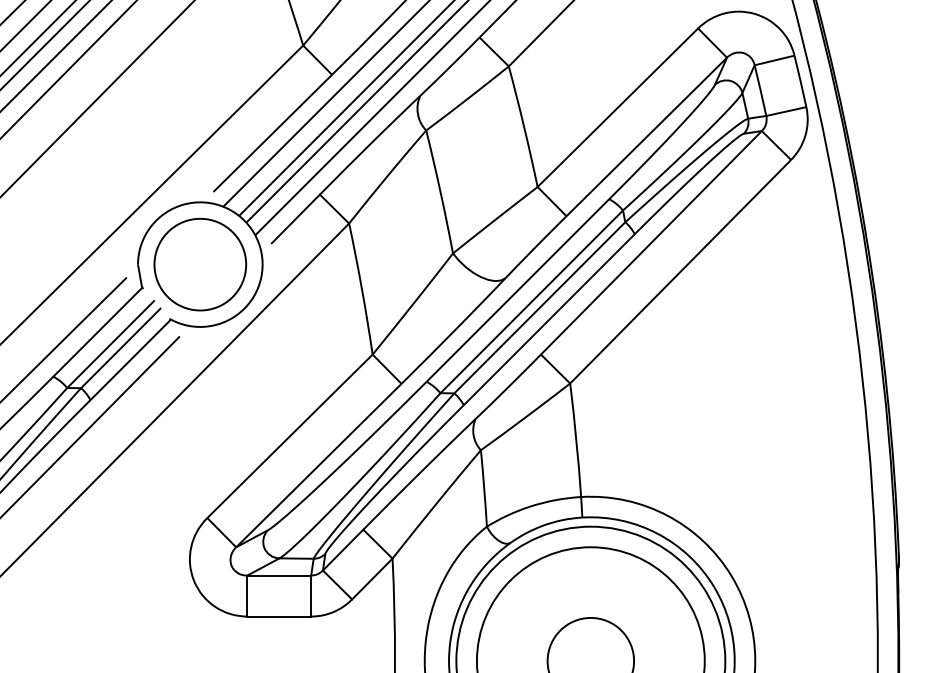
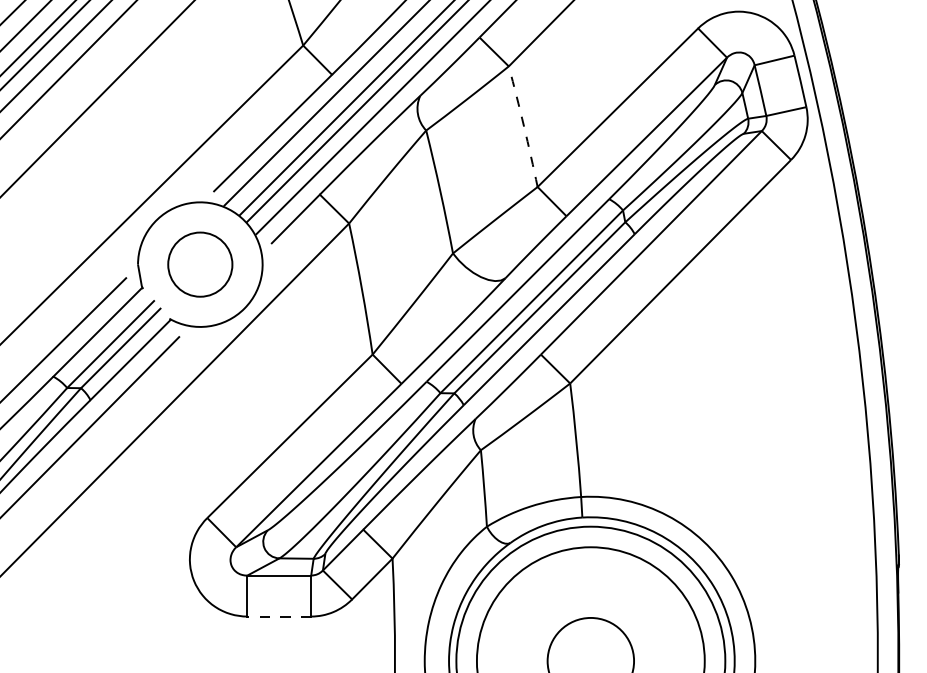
arc: solid -> dashed (524, 126)
circle diameter: 92 px -> 64 px (200, 264)
line: solid -> dashed (279, 616)
